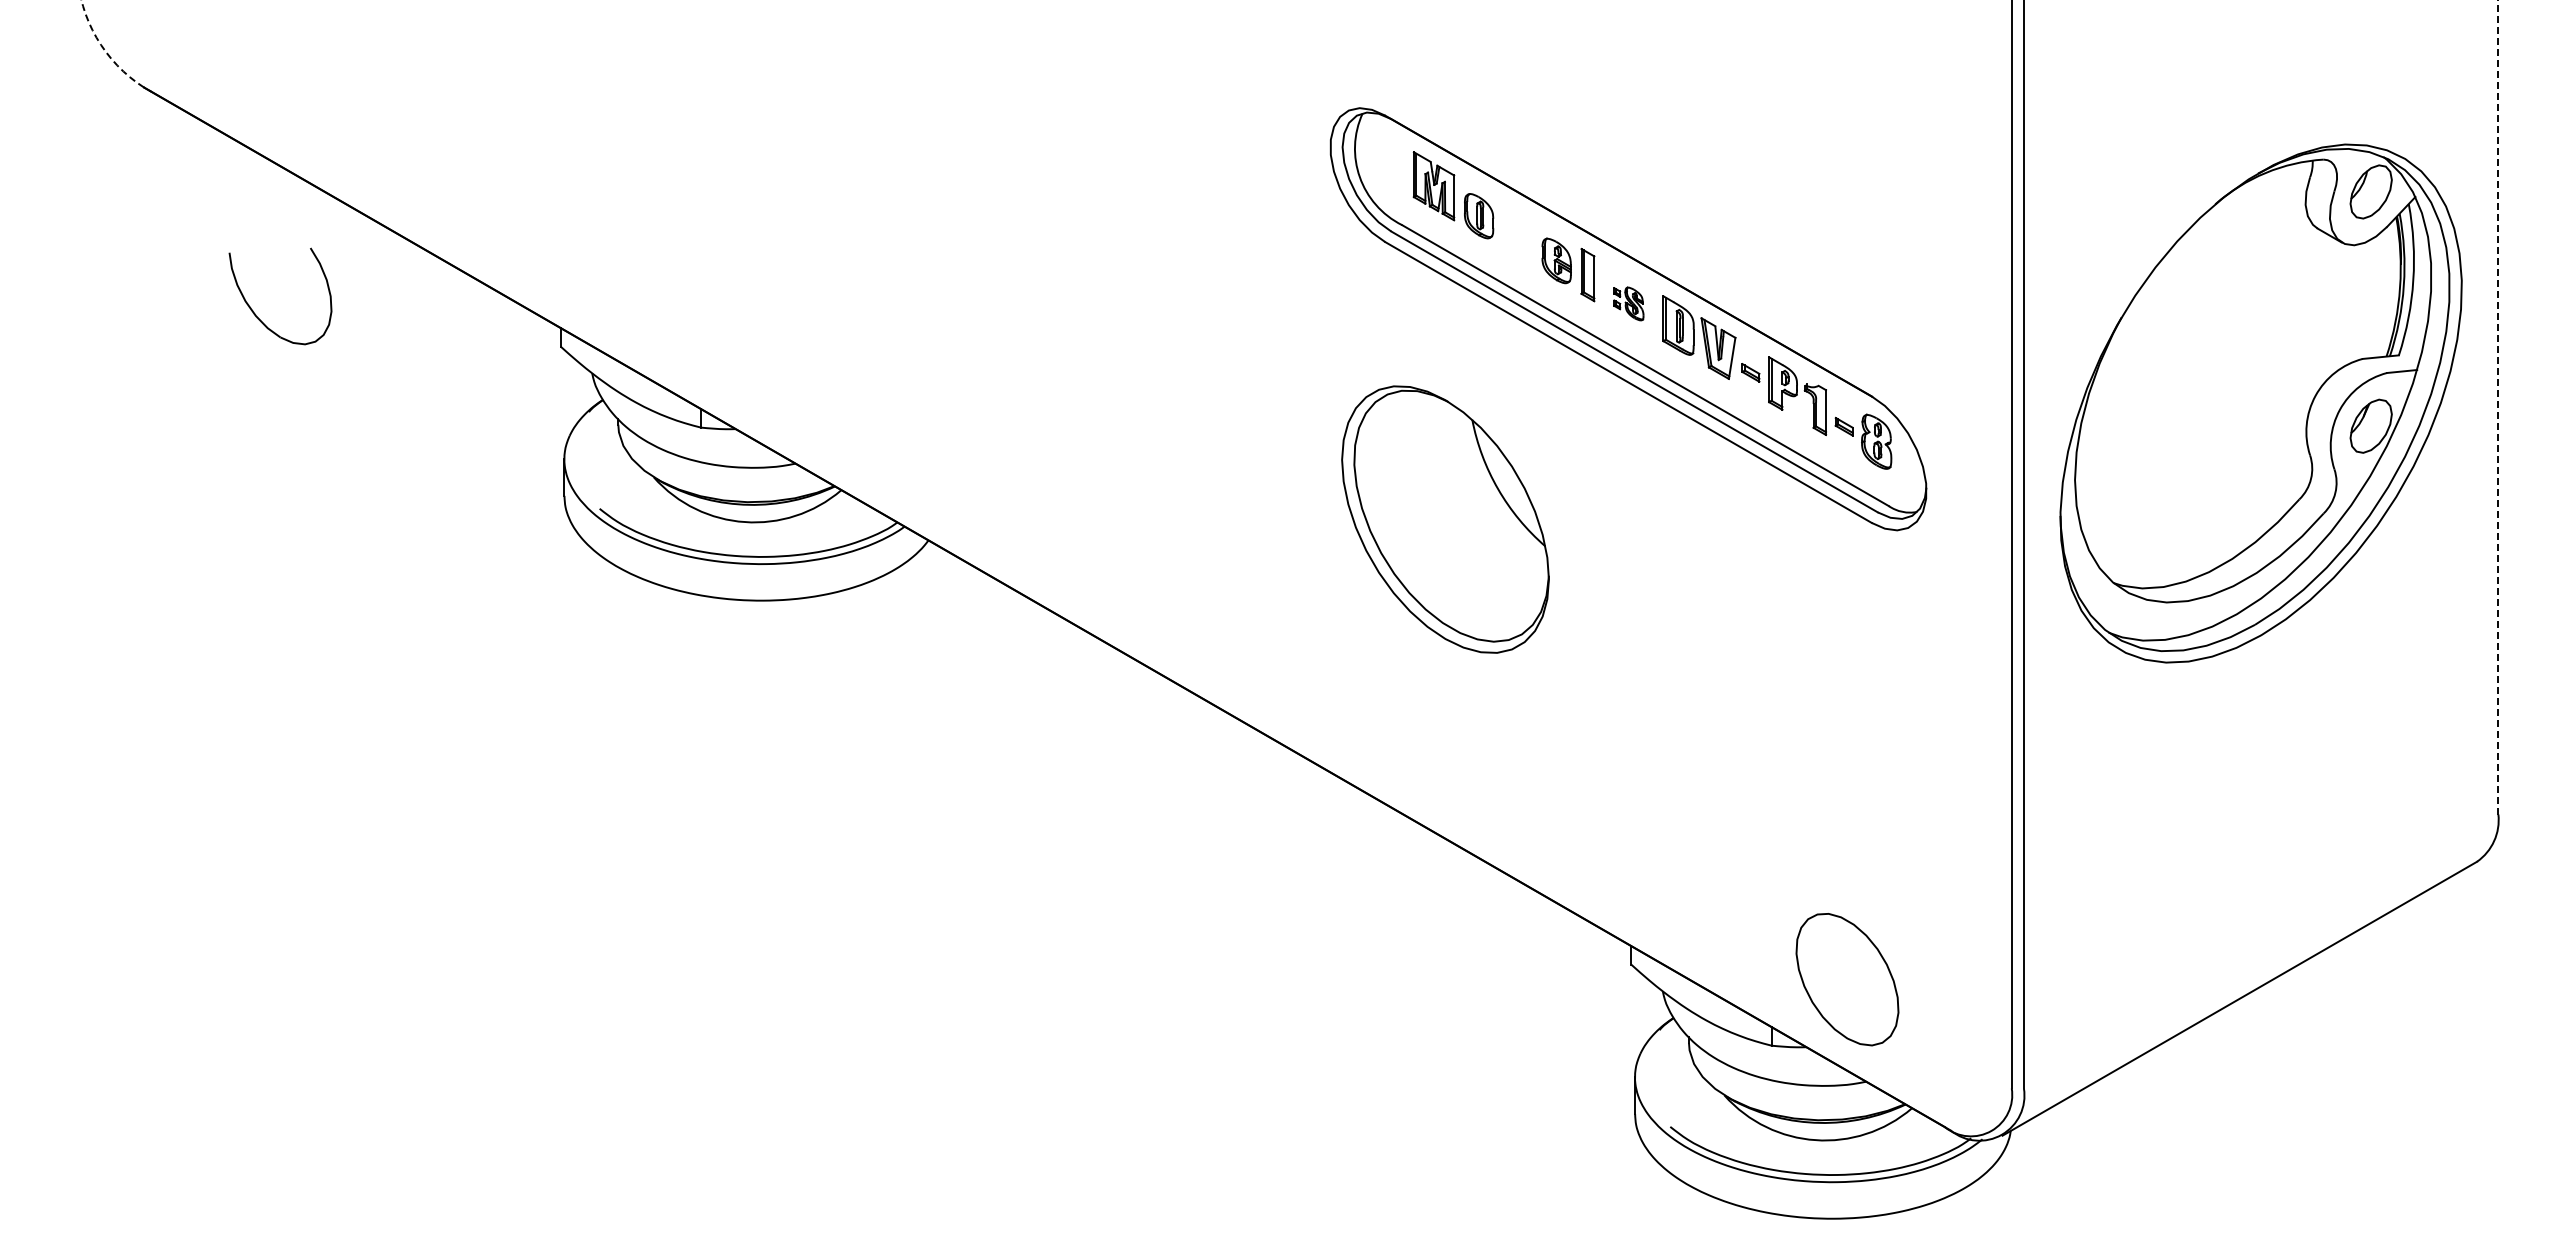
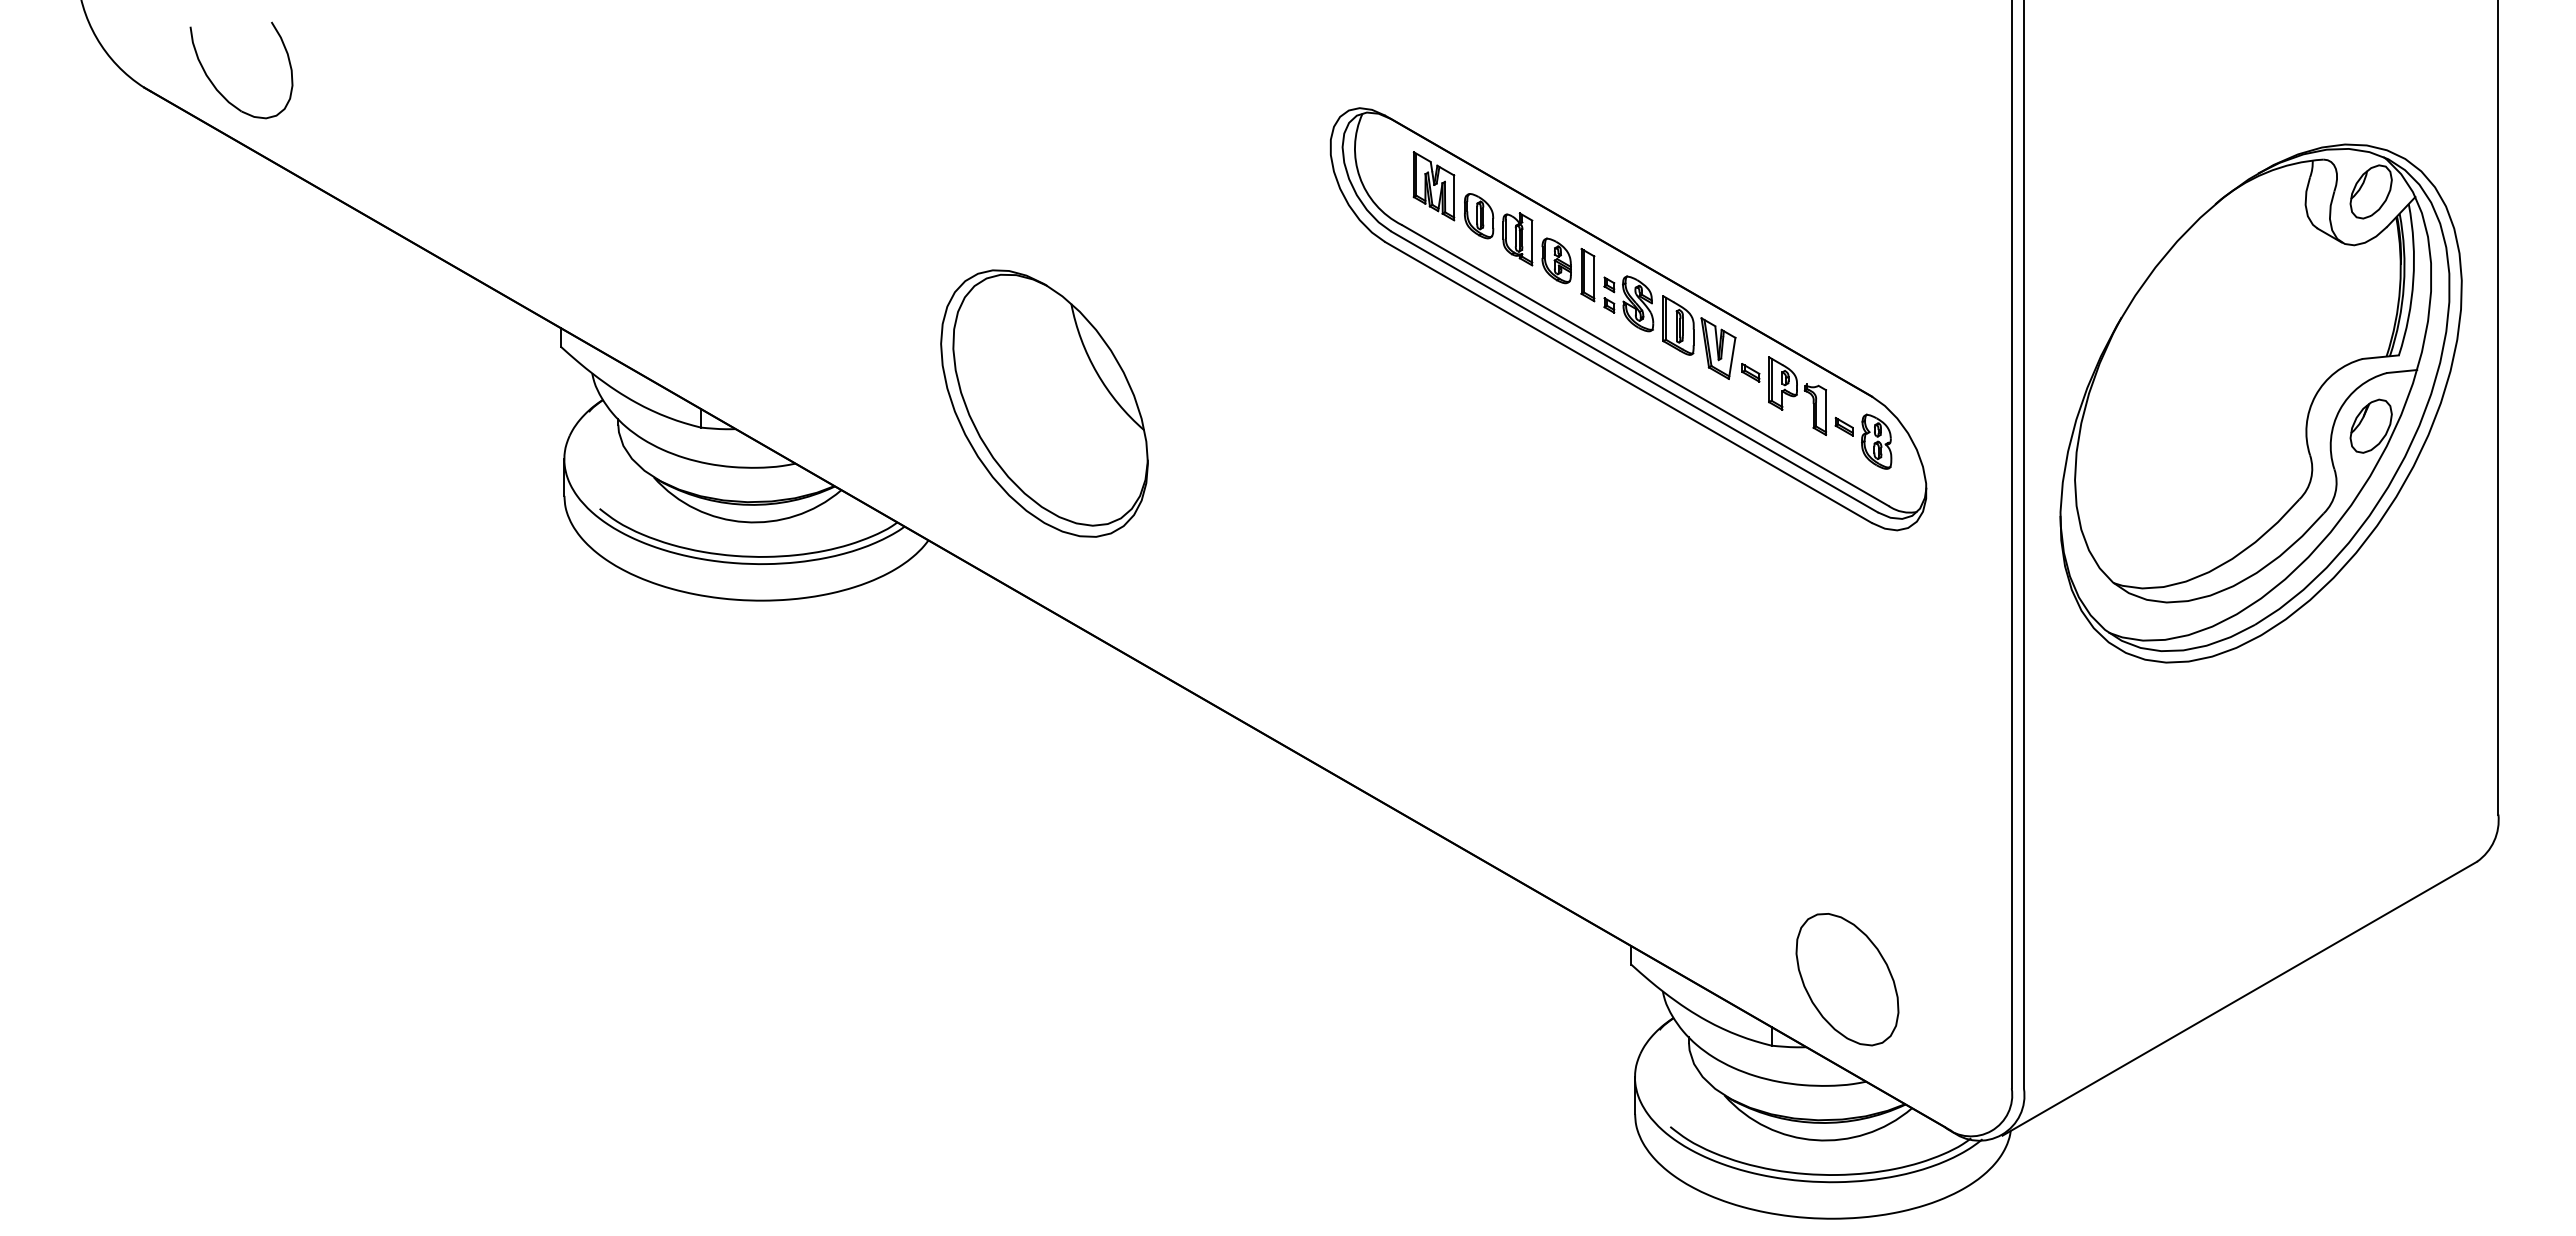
arc: dashed -> solid (104, 49)
part: none -> present (1517, 239)
part size: 32x36 px -> 52x58 px (1628, 303)
part position: (255, 313) -> (216, 87) (216, 87)
line: dashed -> solid (2498, 407)
part position: (1445, 519) -> (1044, 403) (1044, 403)
